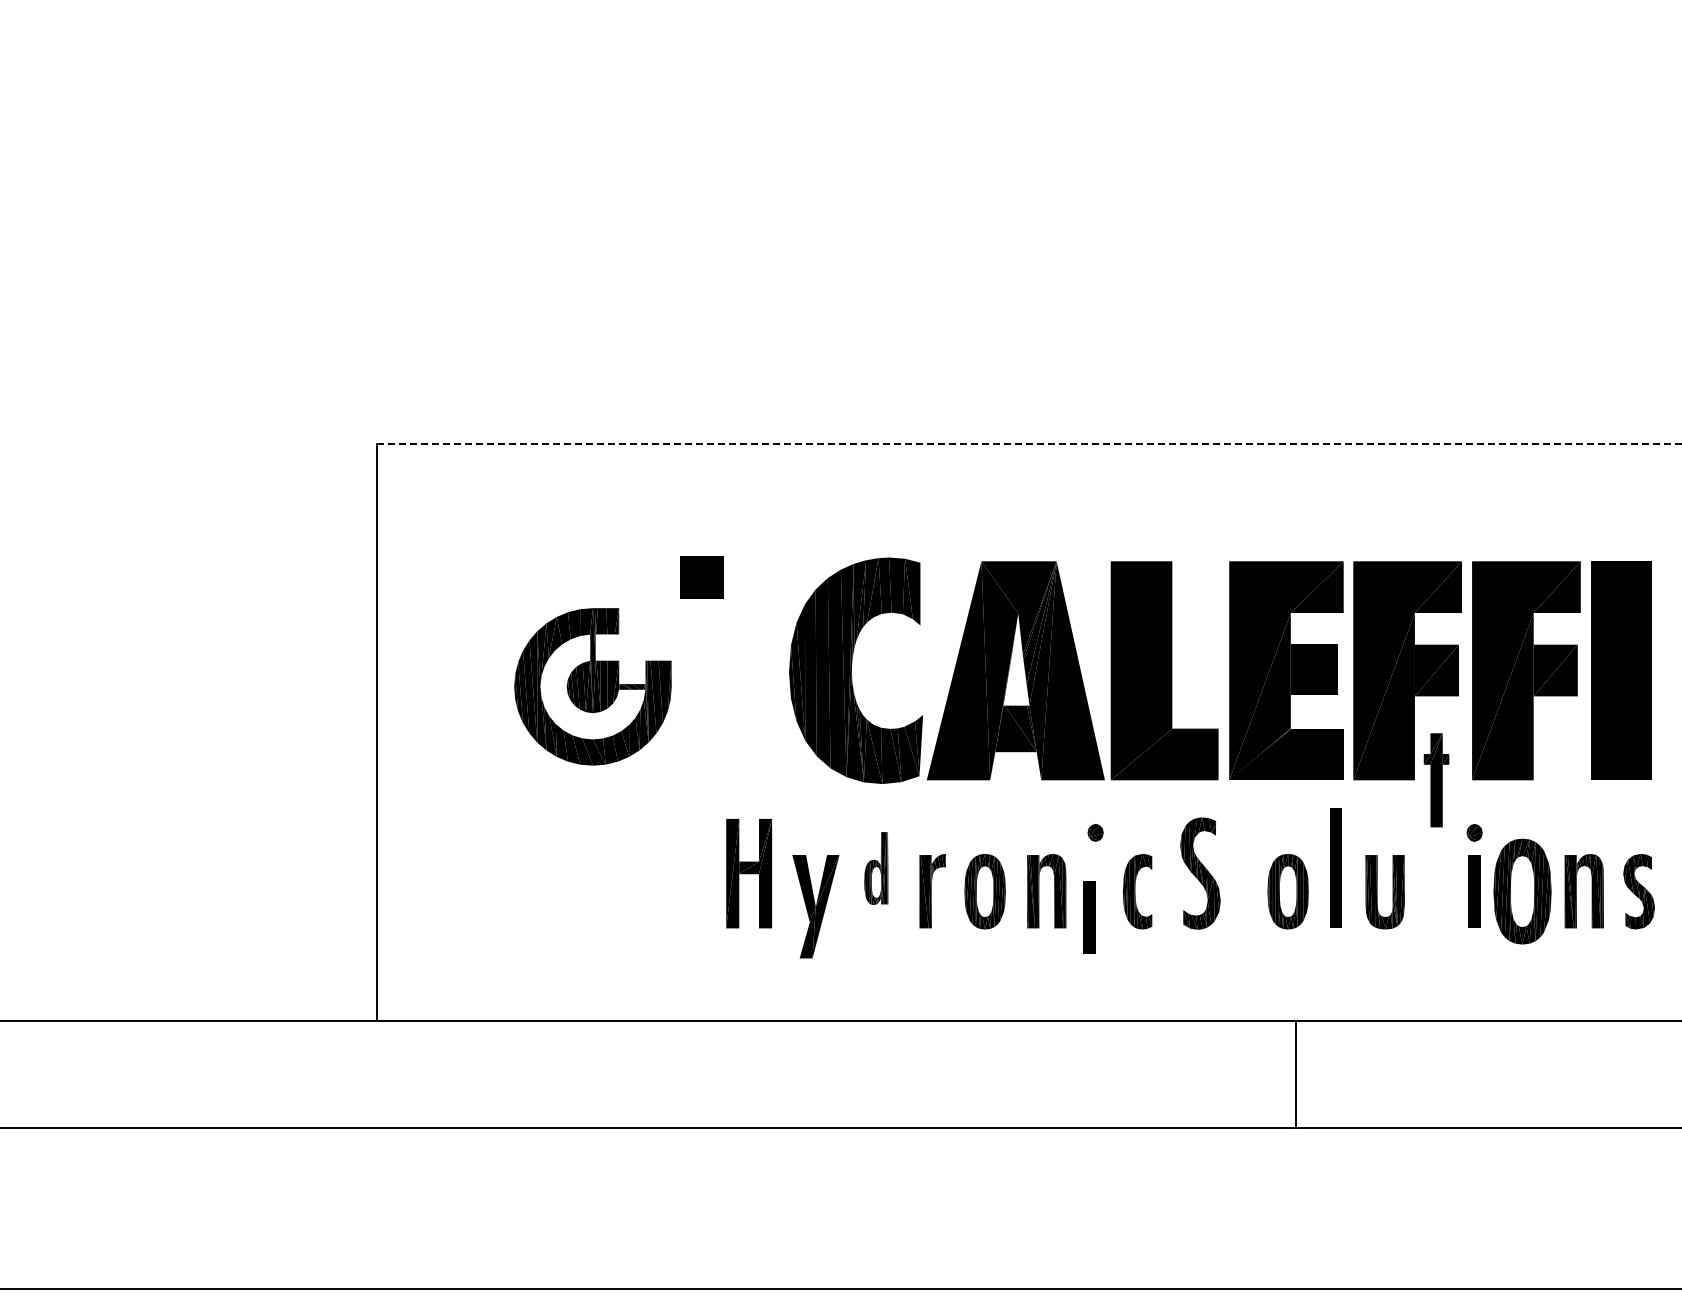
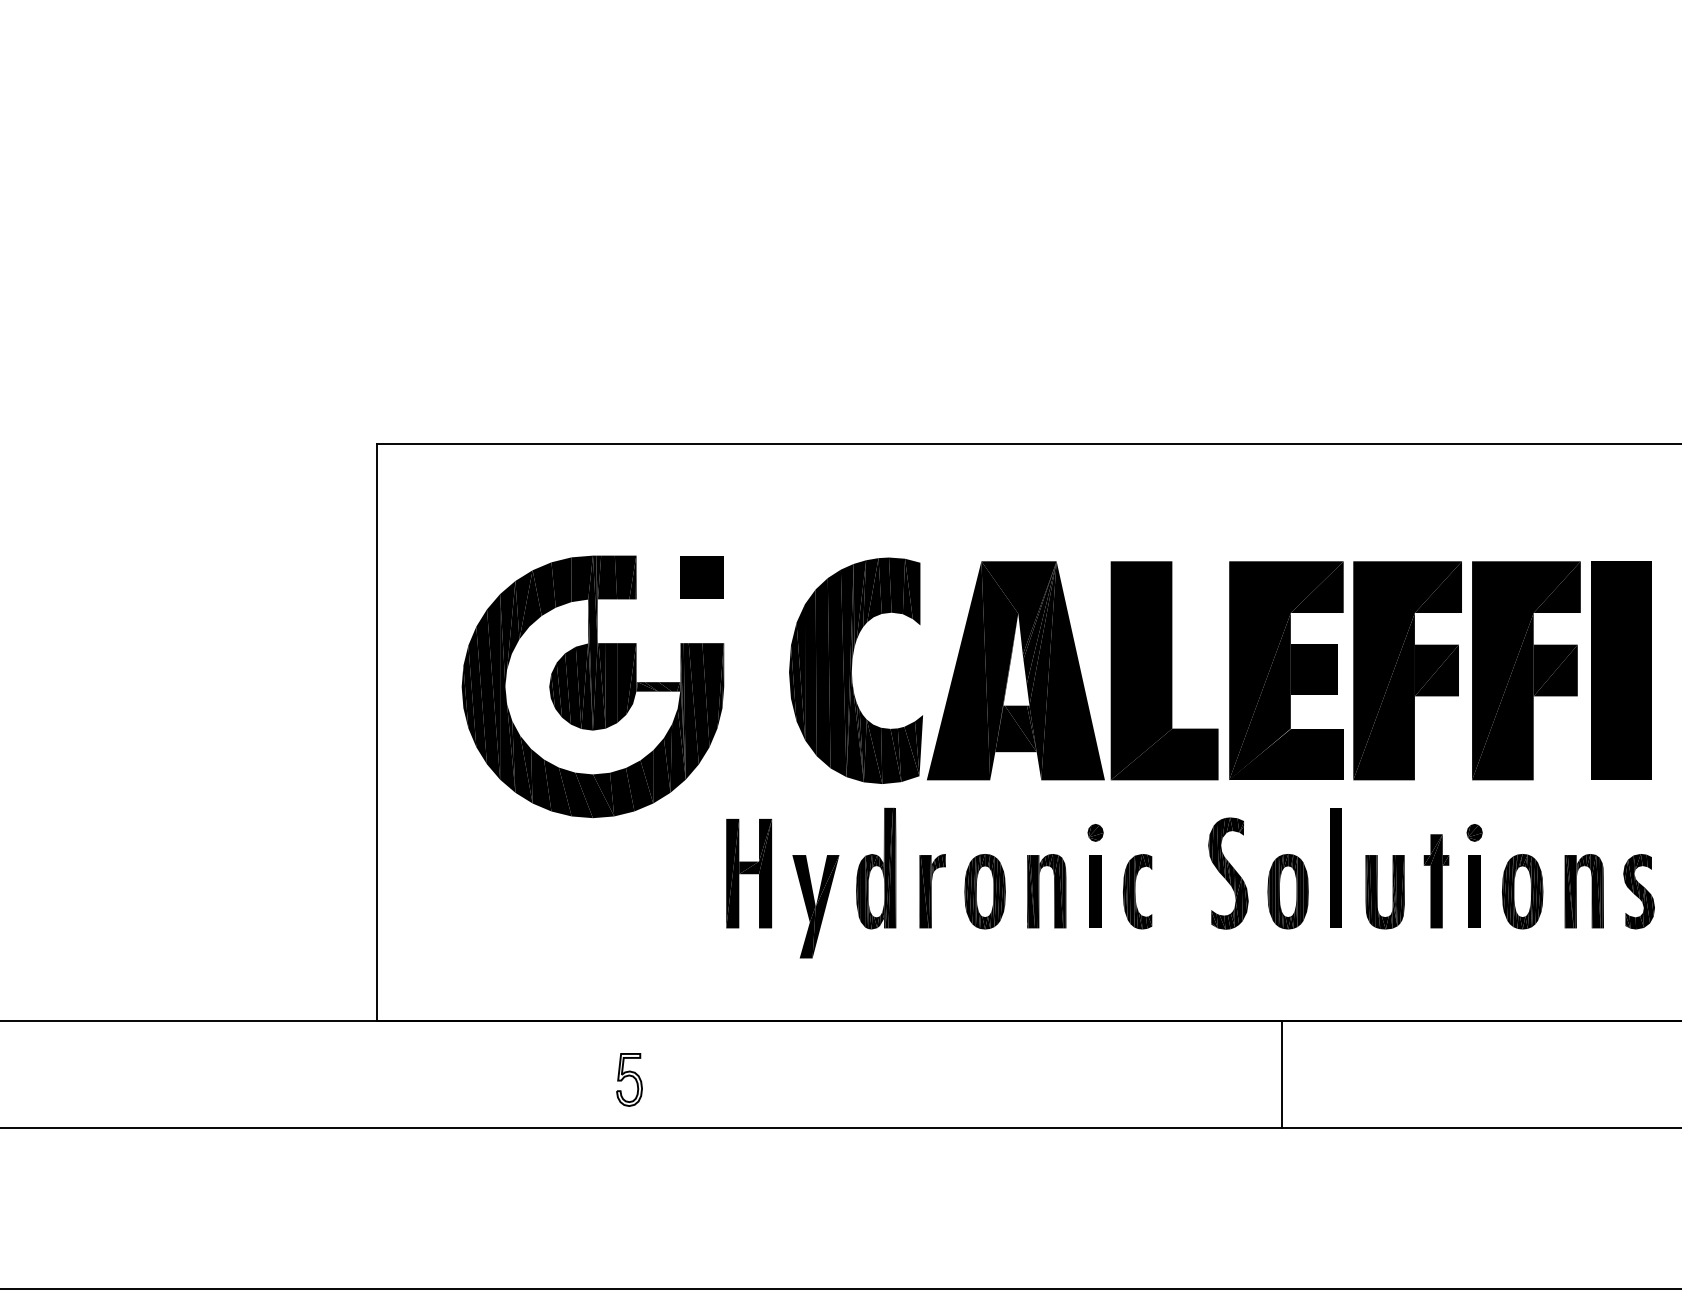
line: dashed -> solid (1029, 444)
part size: 158x158 px -> 264x264 px (592, 686)
part position: (1436, 780) -> (1436, 881) (1436, 881)
part size: 25x73 px -> 41x123 px (876, 868)
part position: (1200, 873) -> (1228, 873) (1228, 873)
part size: 59x107 px -> 42x76 px (1522, 891)
part position: (1089, 917) -> (1095, 891) (1095, 891)
line position: (1296, 1074) -> (1282, 1074) (1282, 1074)
part: none -> present (629, 1079)
